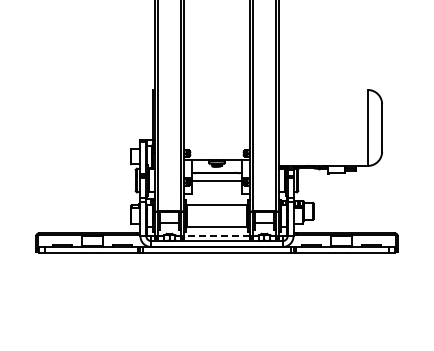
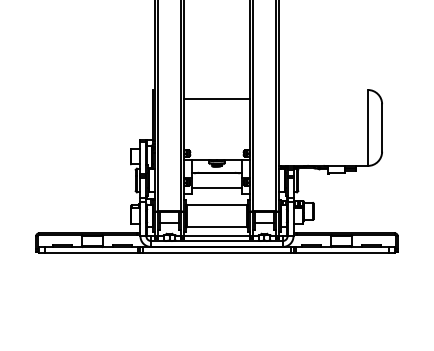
line: none -> present (216, 99)
line position: (216, 180) -> (216, 187) (216, 187)
line: dashed -> solid (217, 236)
